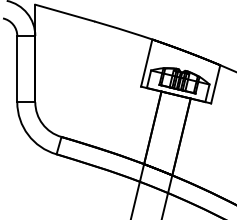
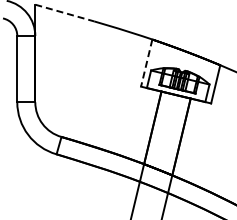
line: solid -> dashed (64, 13)
line: solid -> dashed (146, 63)
